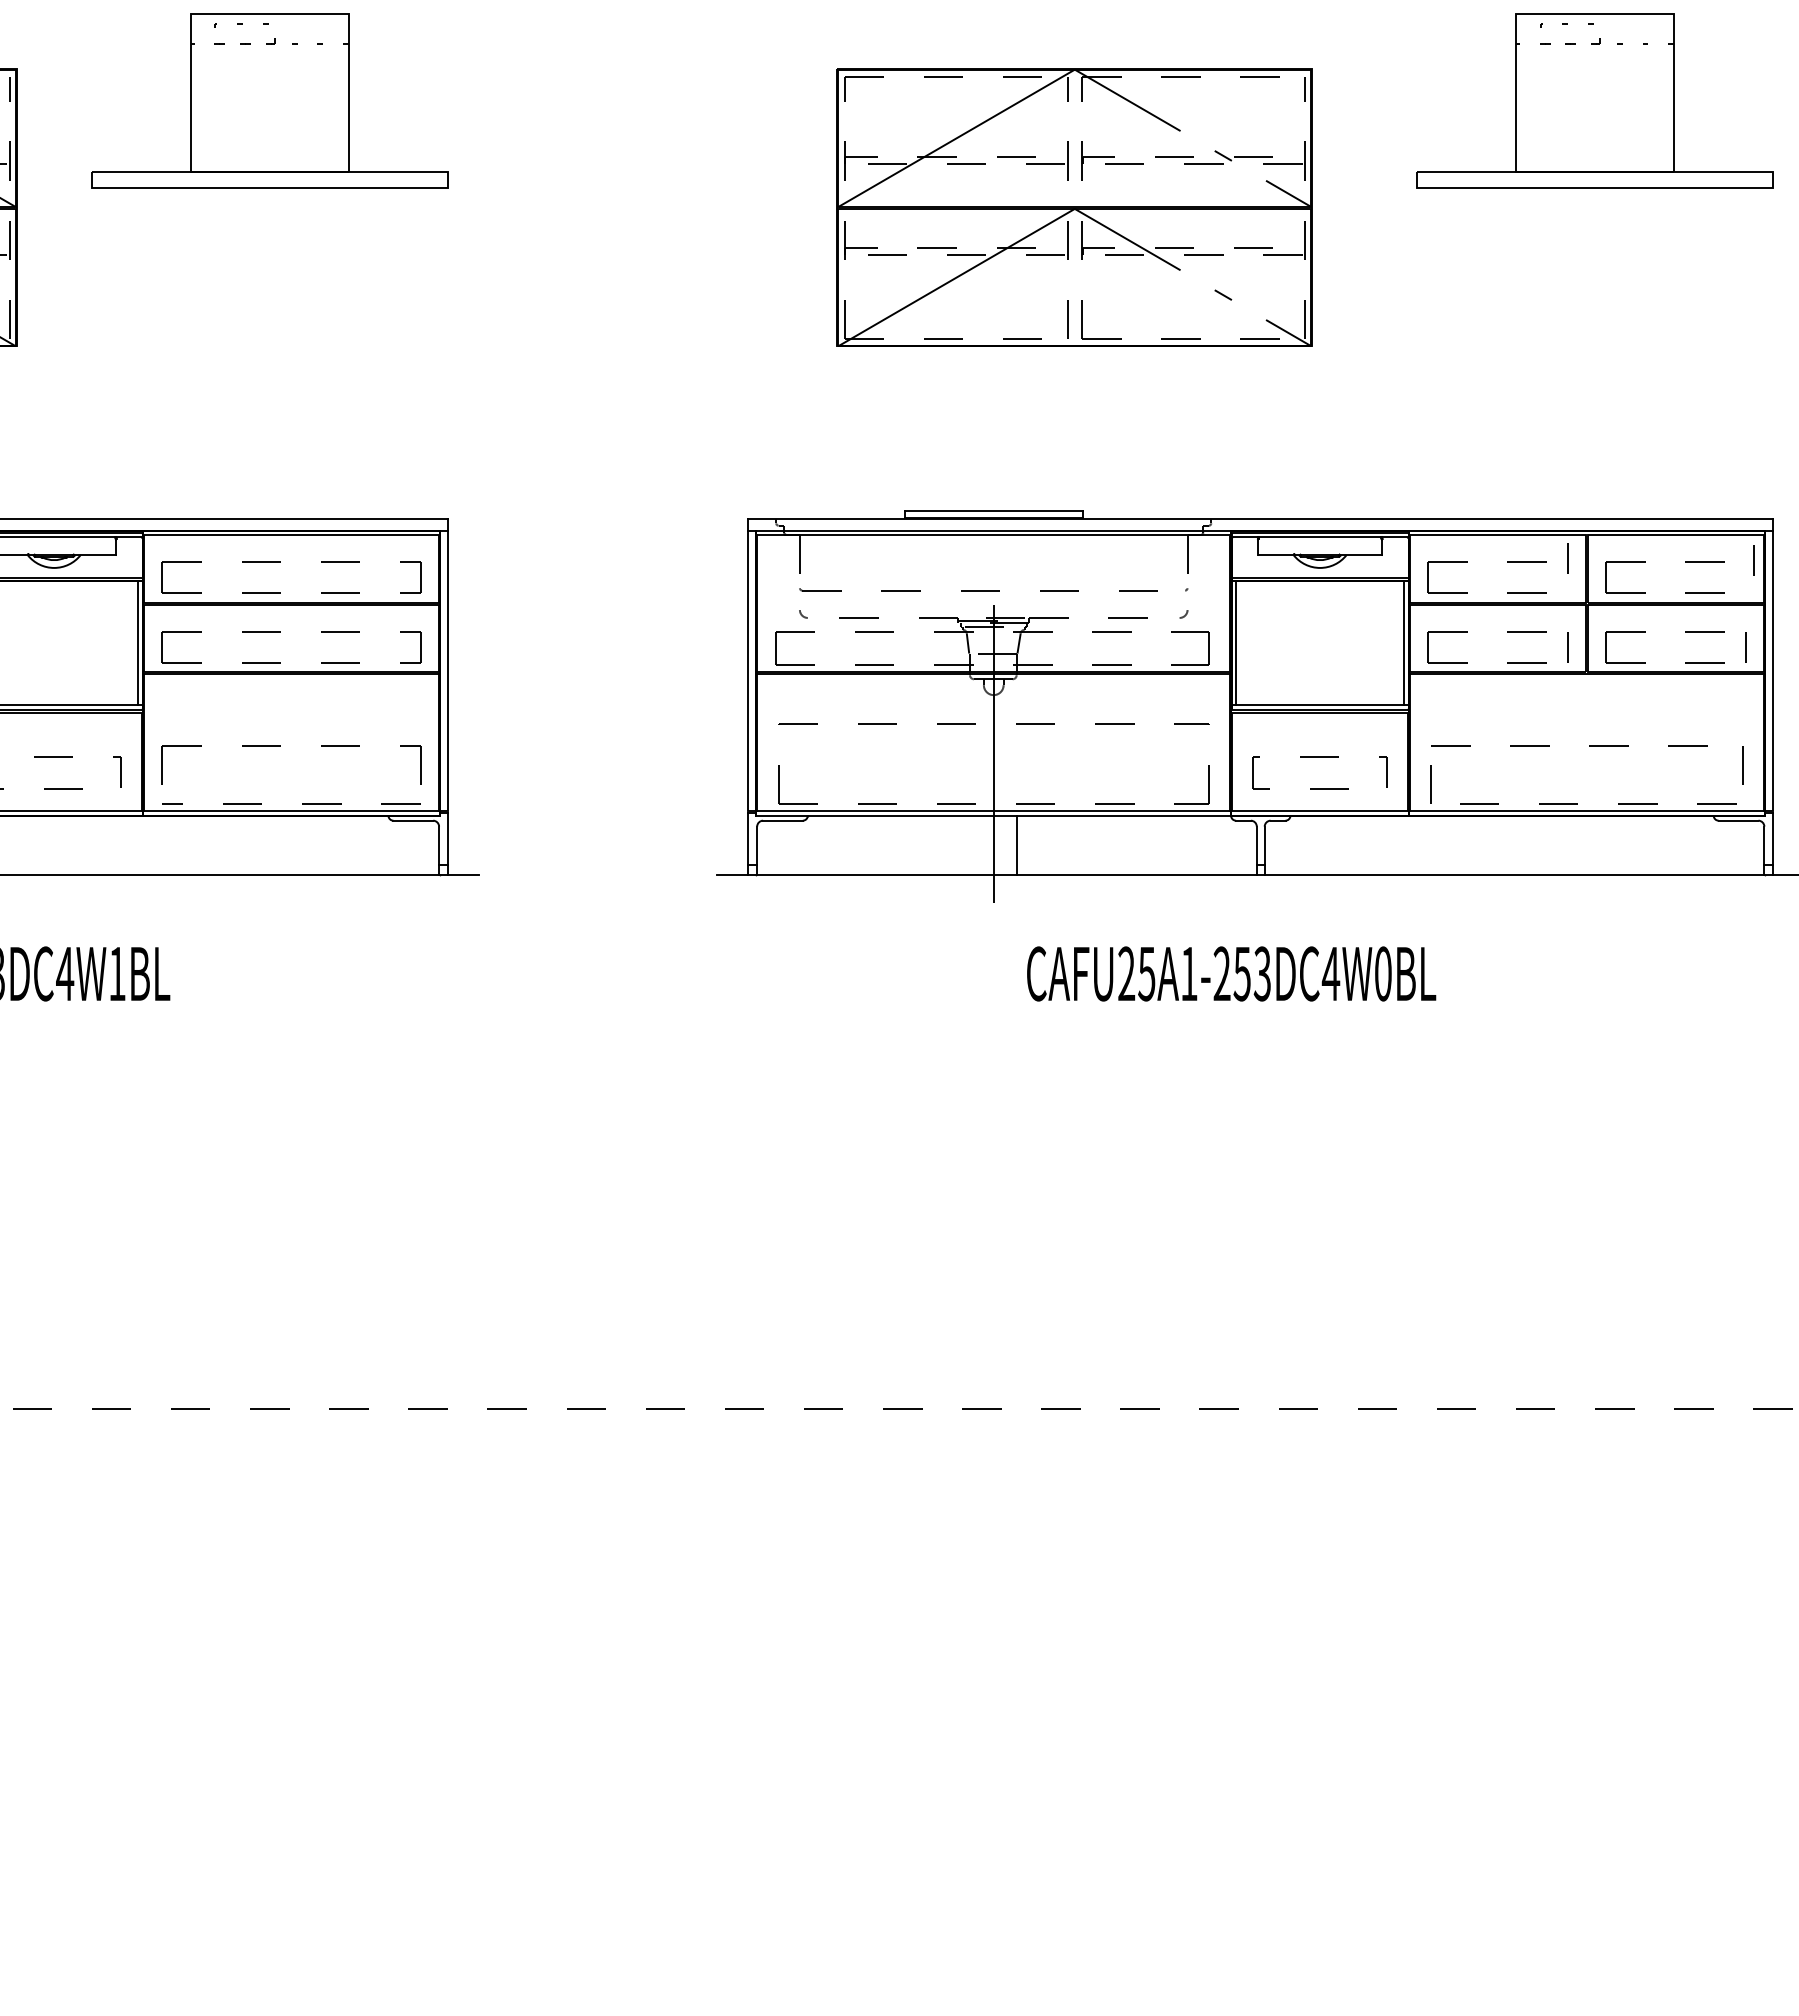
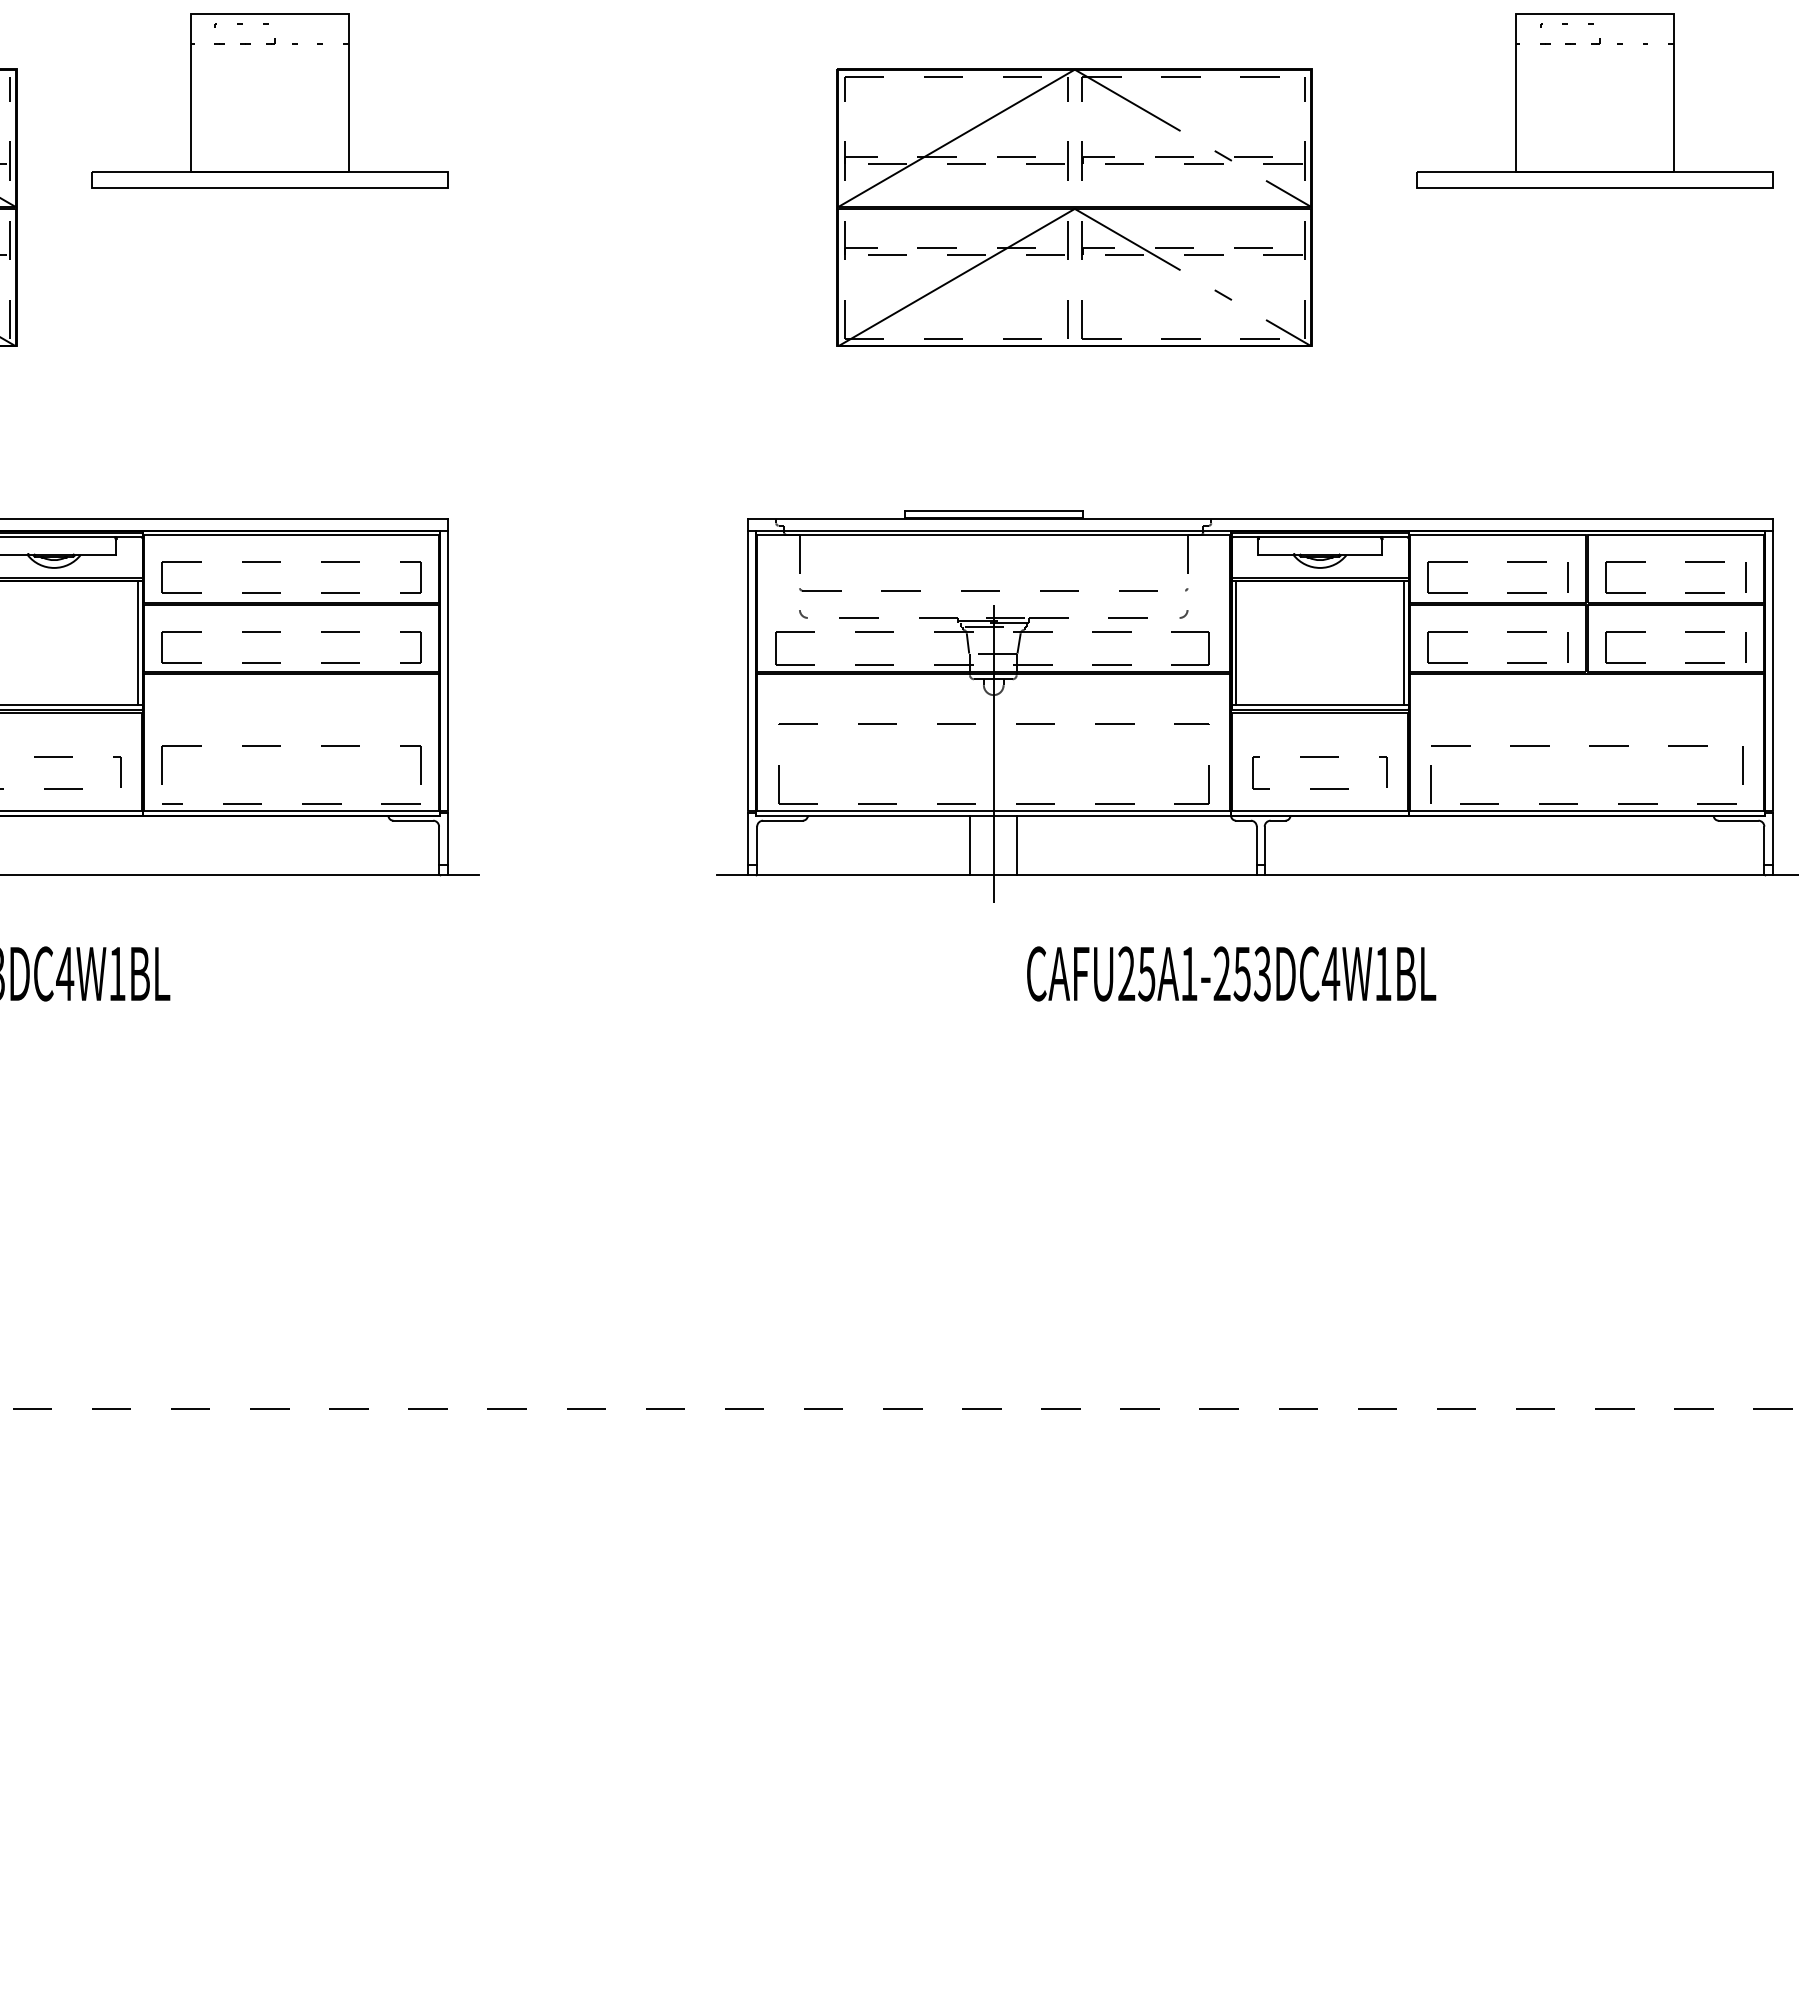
line position: (1567, 558) -> (1567, 577) (1567, 577)
line position: (1753, 560) -> (1745, 577) (1745, 577)
line: none -> present (970, 845)
text: CAFU25A1-253DC4W0BL -> CAFU25A1-253DC4W1BL (1383, 973)
